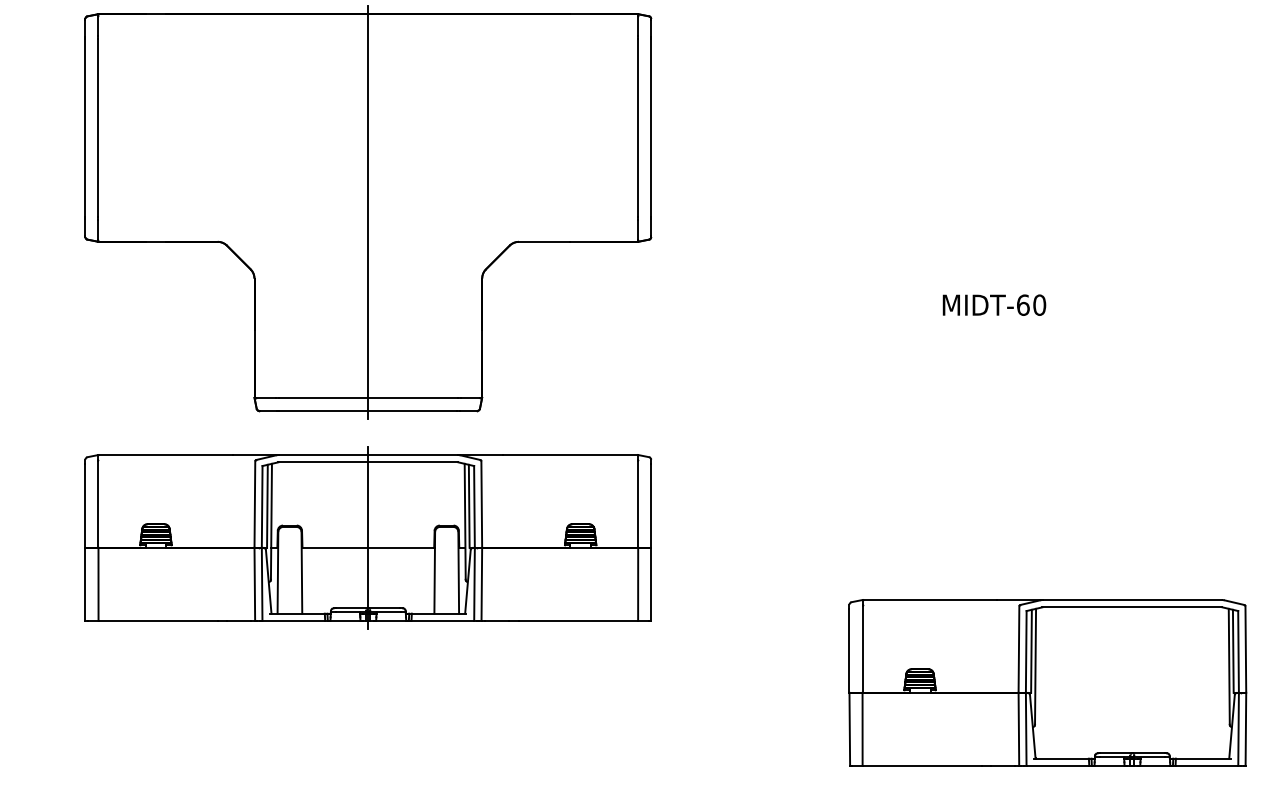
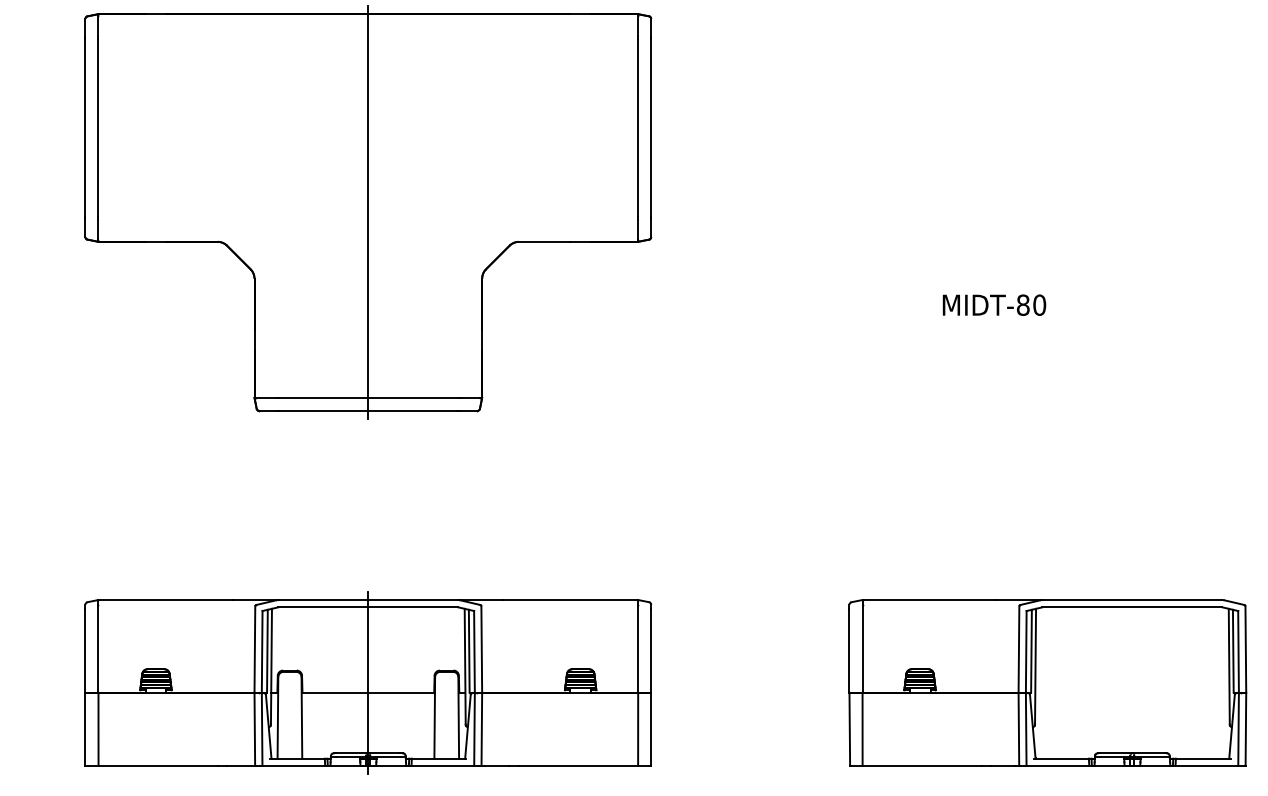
text: MIDT-60 -> MIDT-80 (1023, 304)
part position: (367, 537) -> (367, 682) (367, 682)
